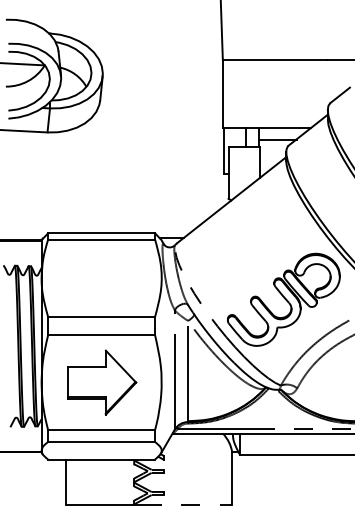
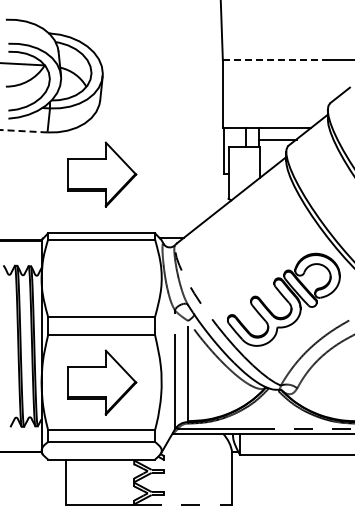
line: solid -> dashed (275, 60)
line: solid -> dashed (23, 131)
part: none -> present (102, 174)
